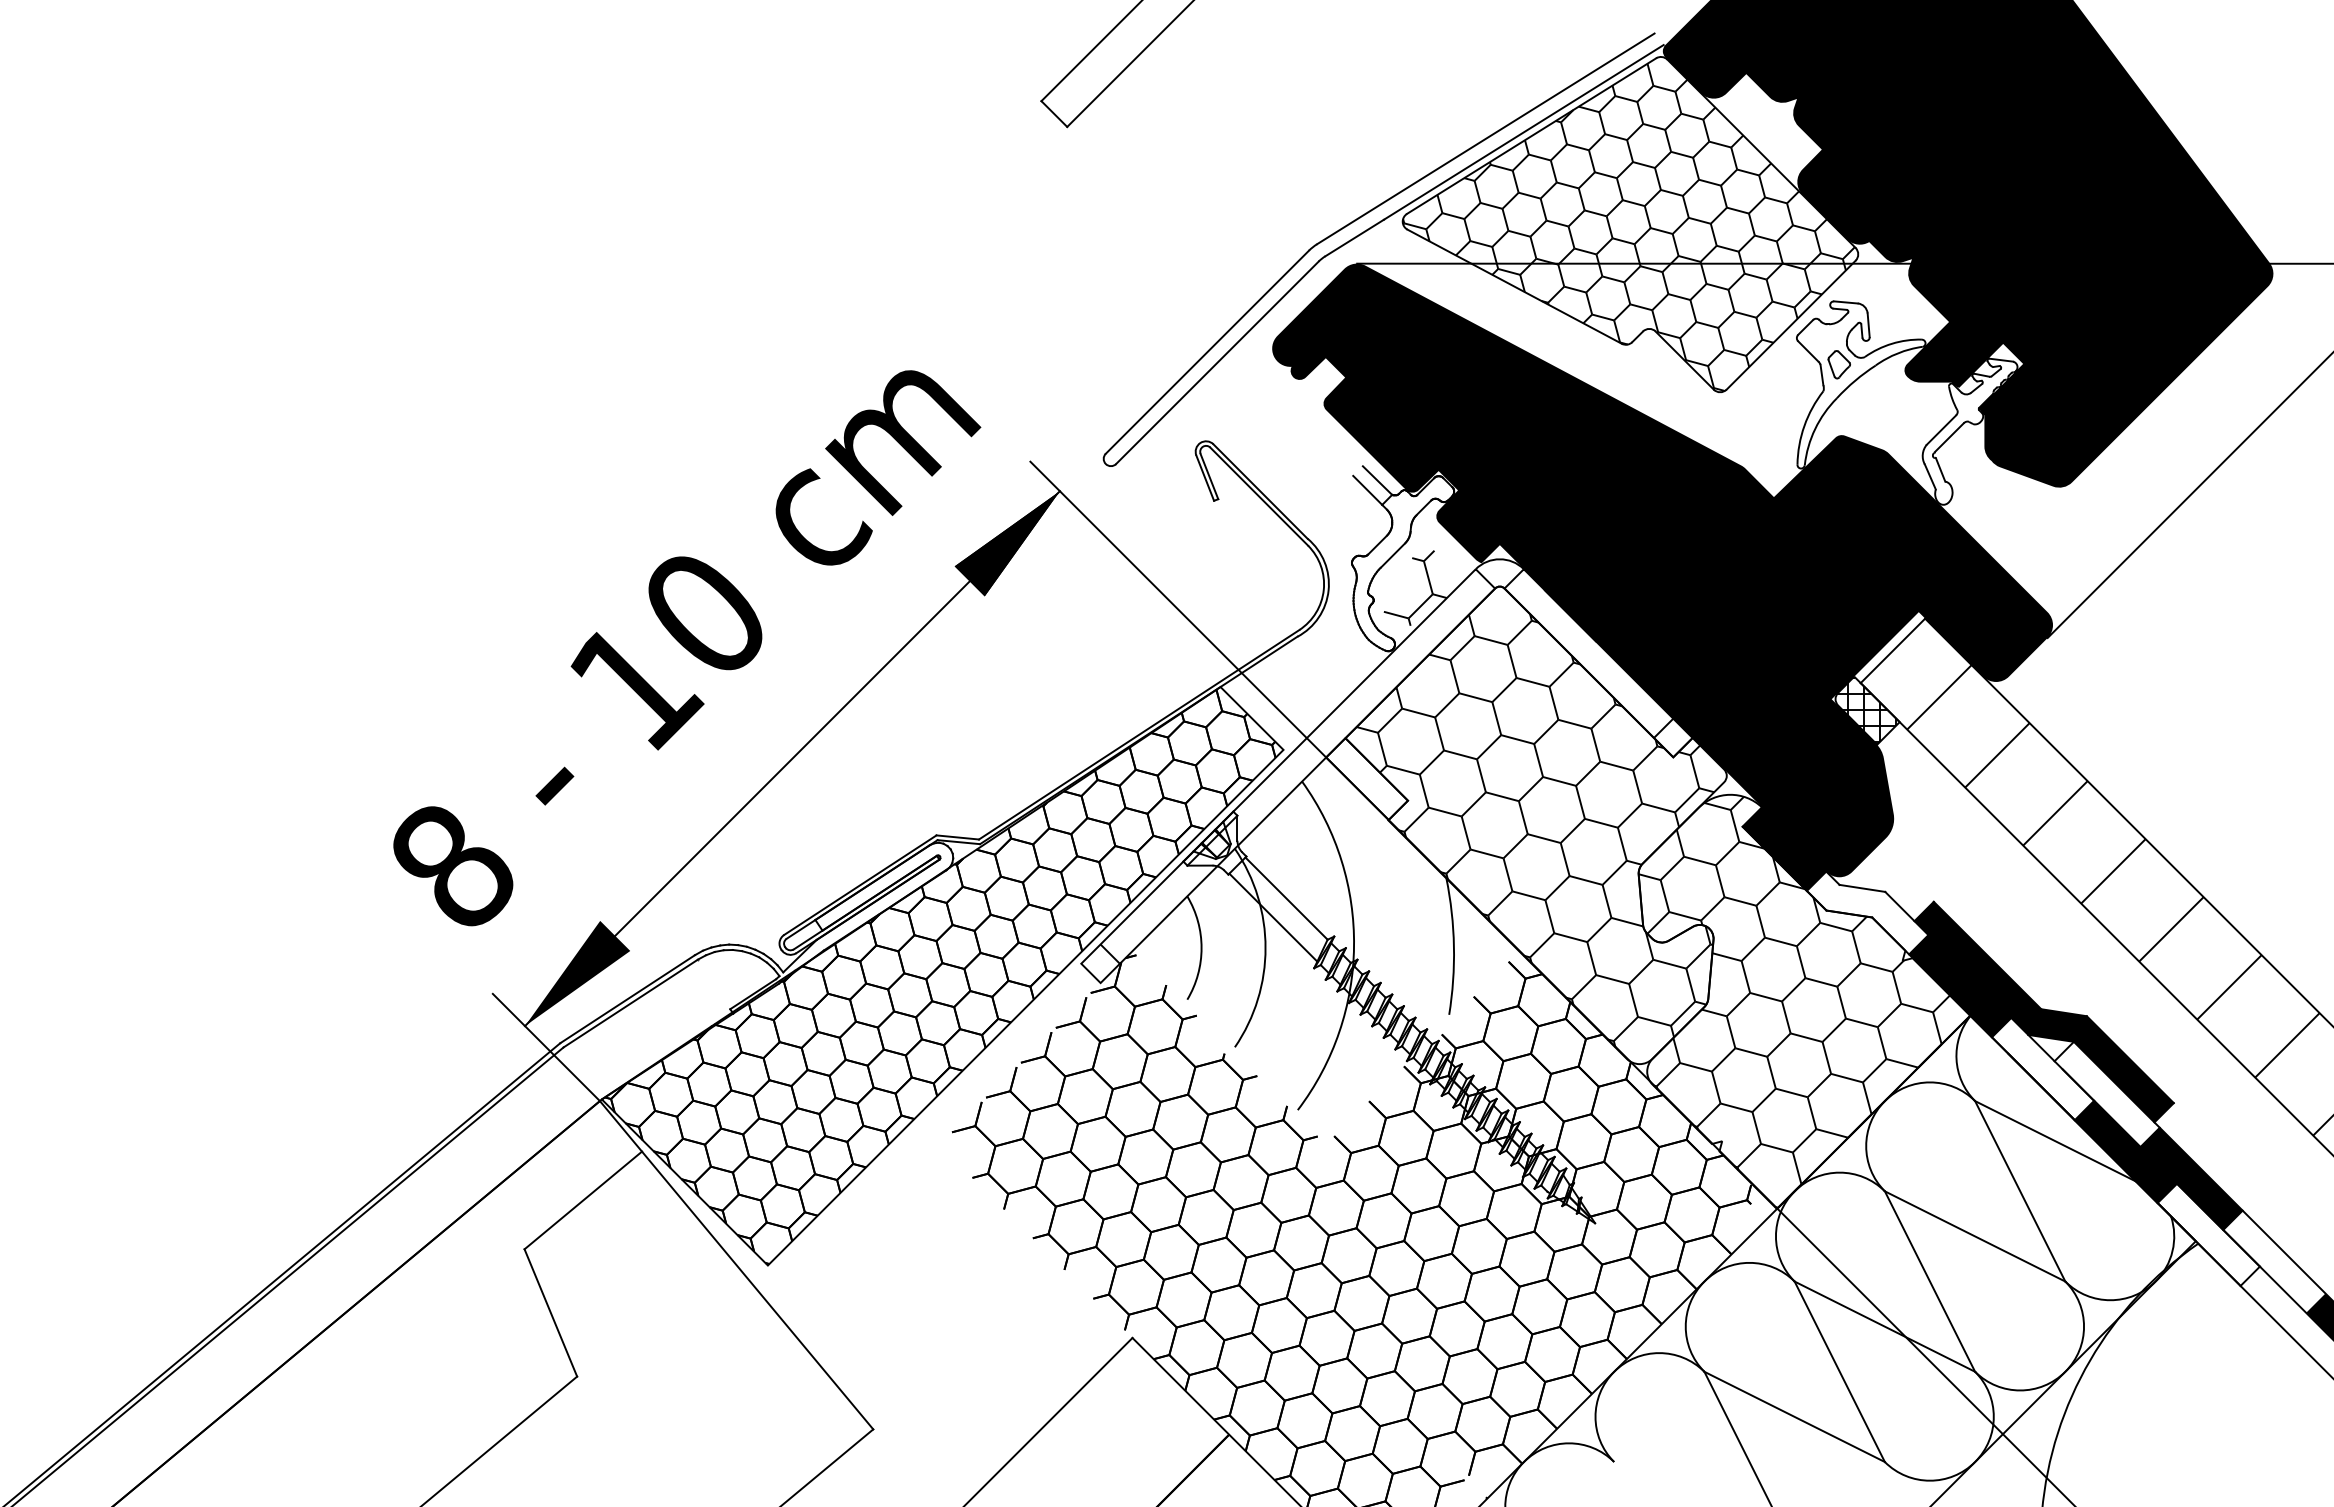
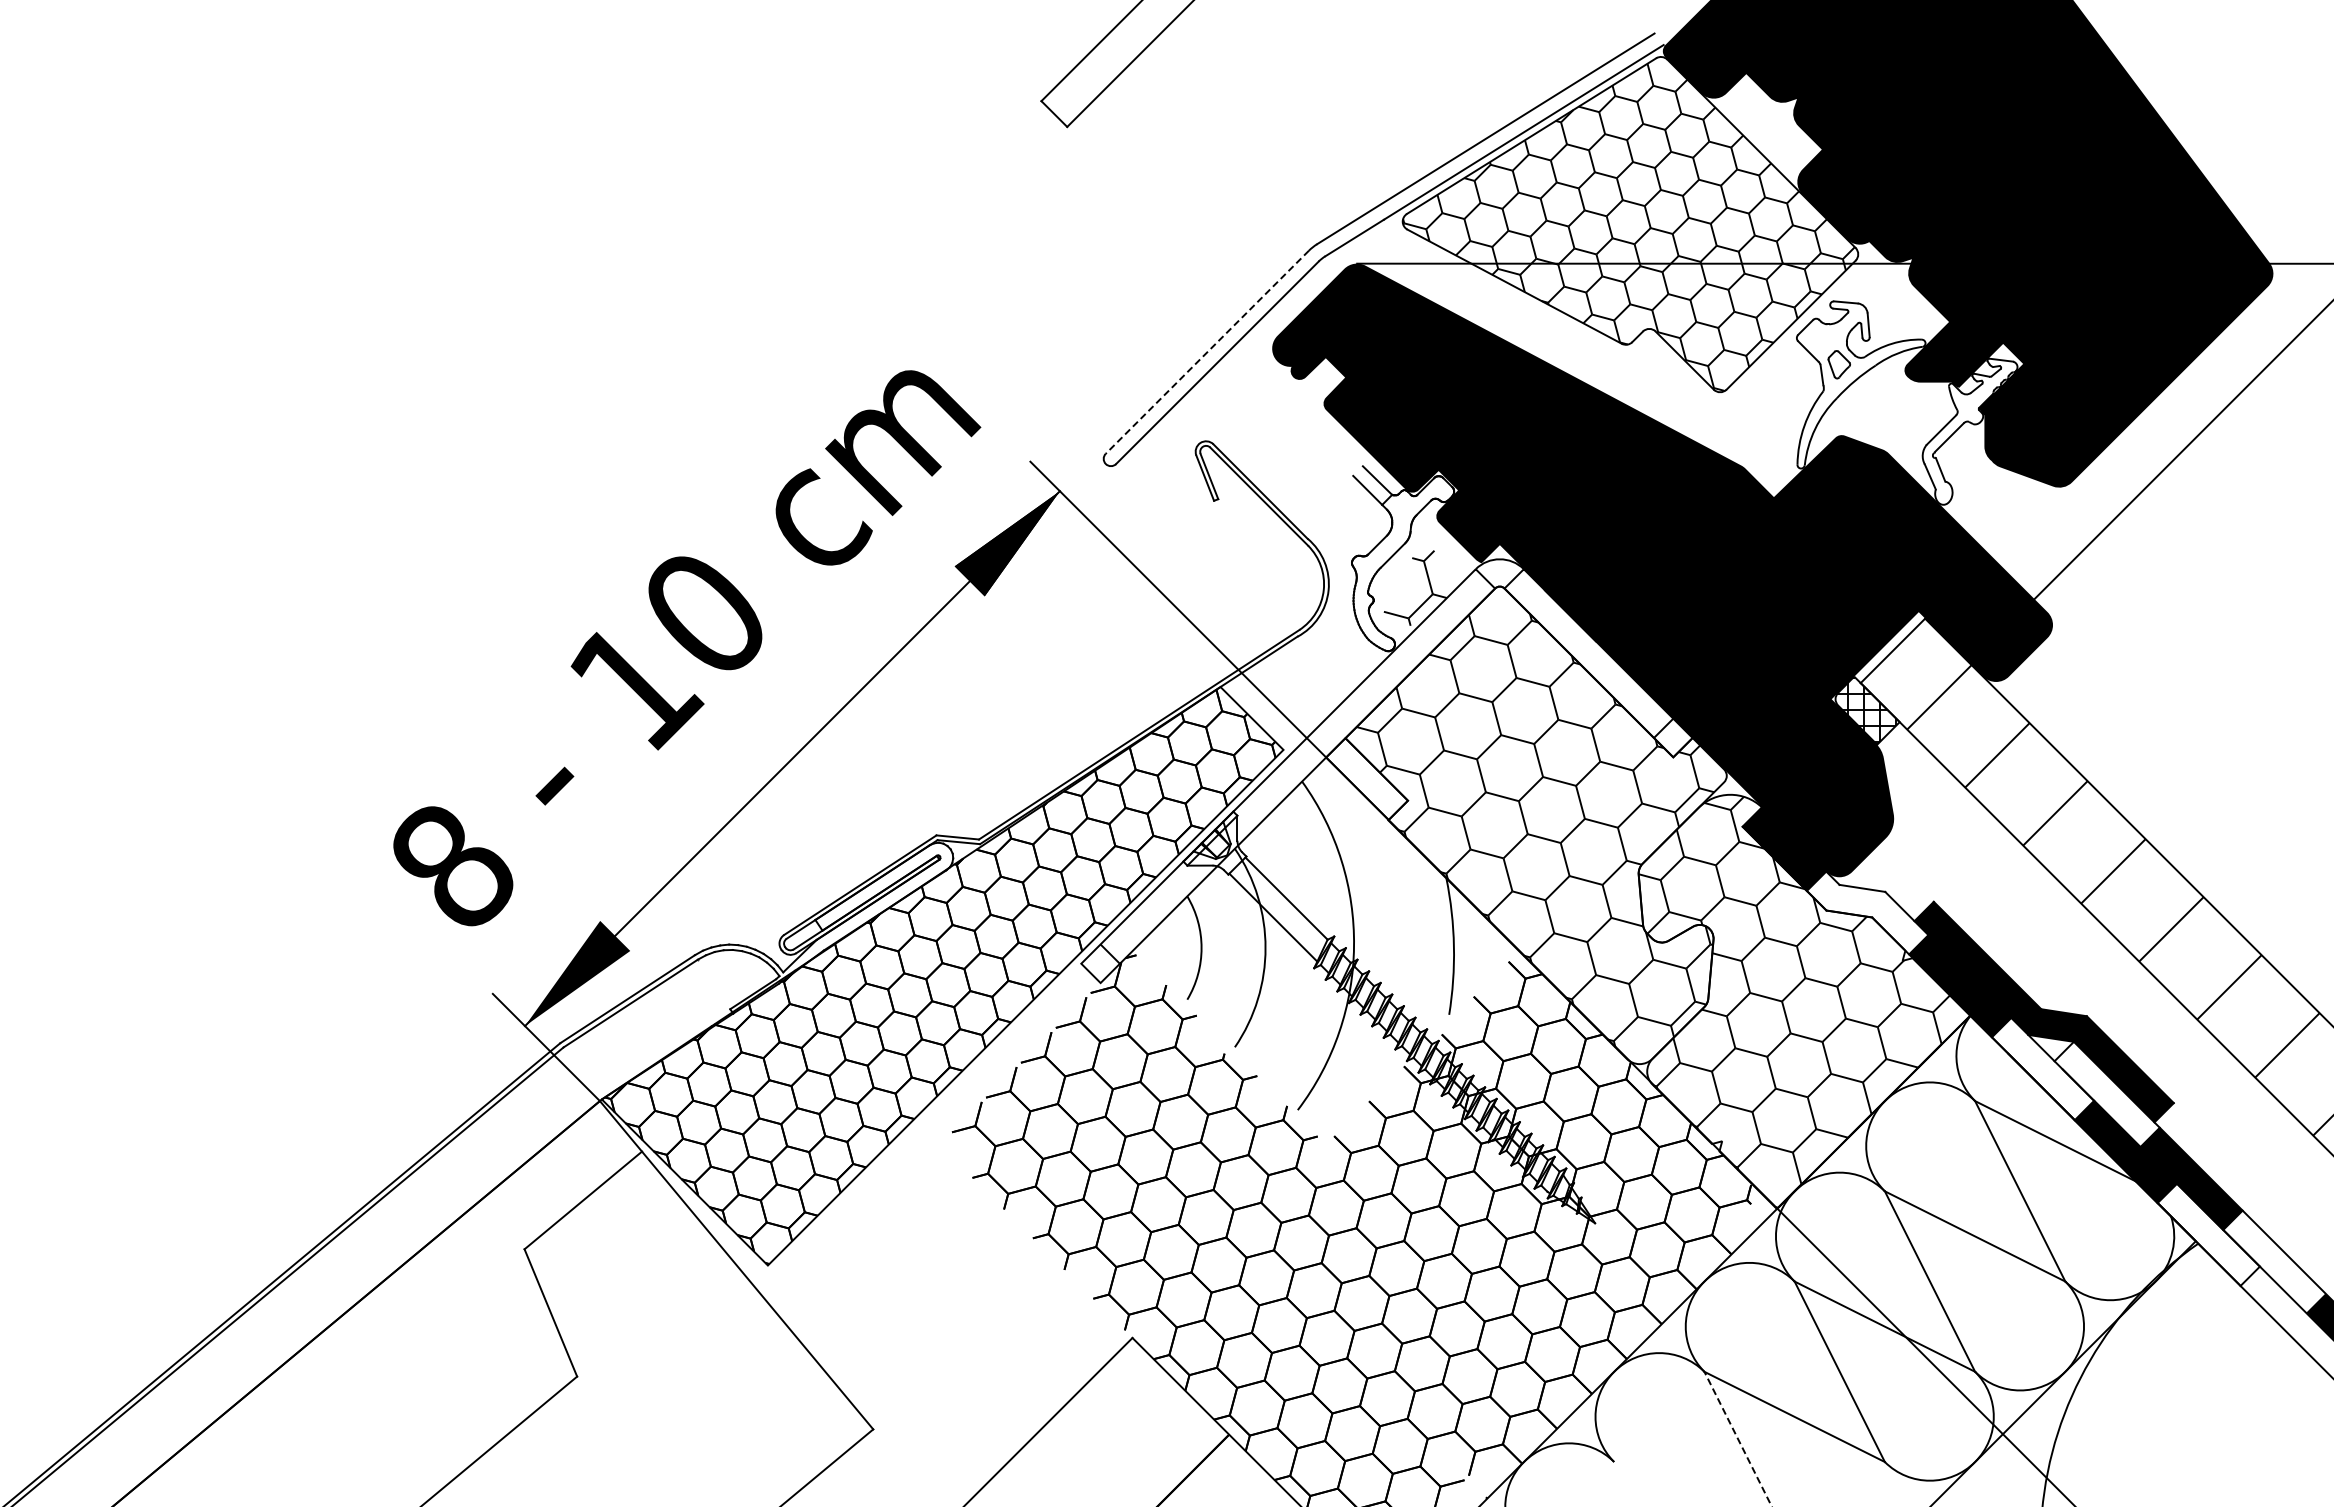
line: solid -> dashed (1207, 352)
line position: (2188, 496) -> (2175, 456) (2175, 456)
line: solid -> dashed (1737, 1438)
